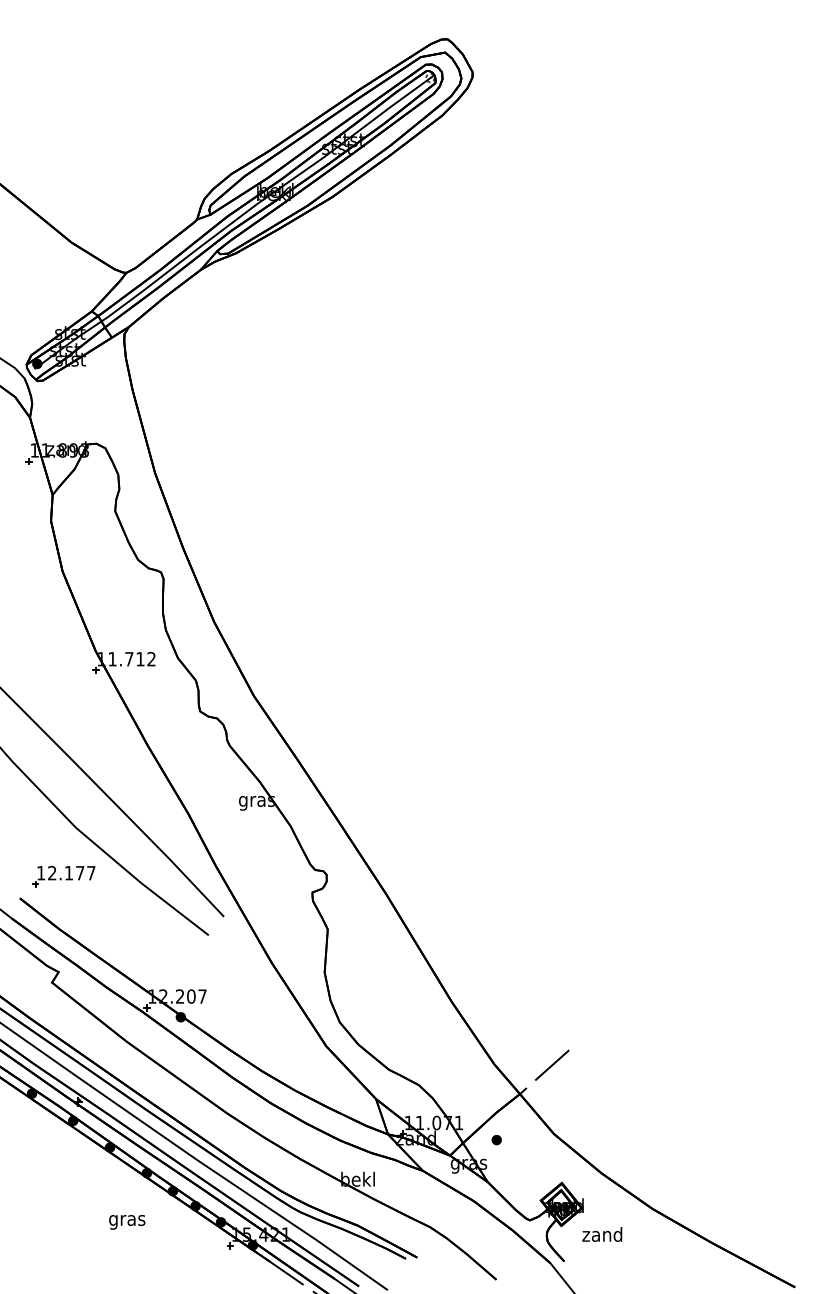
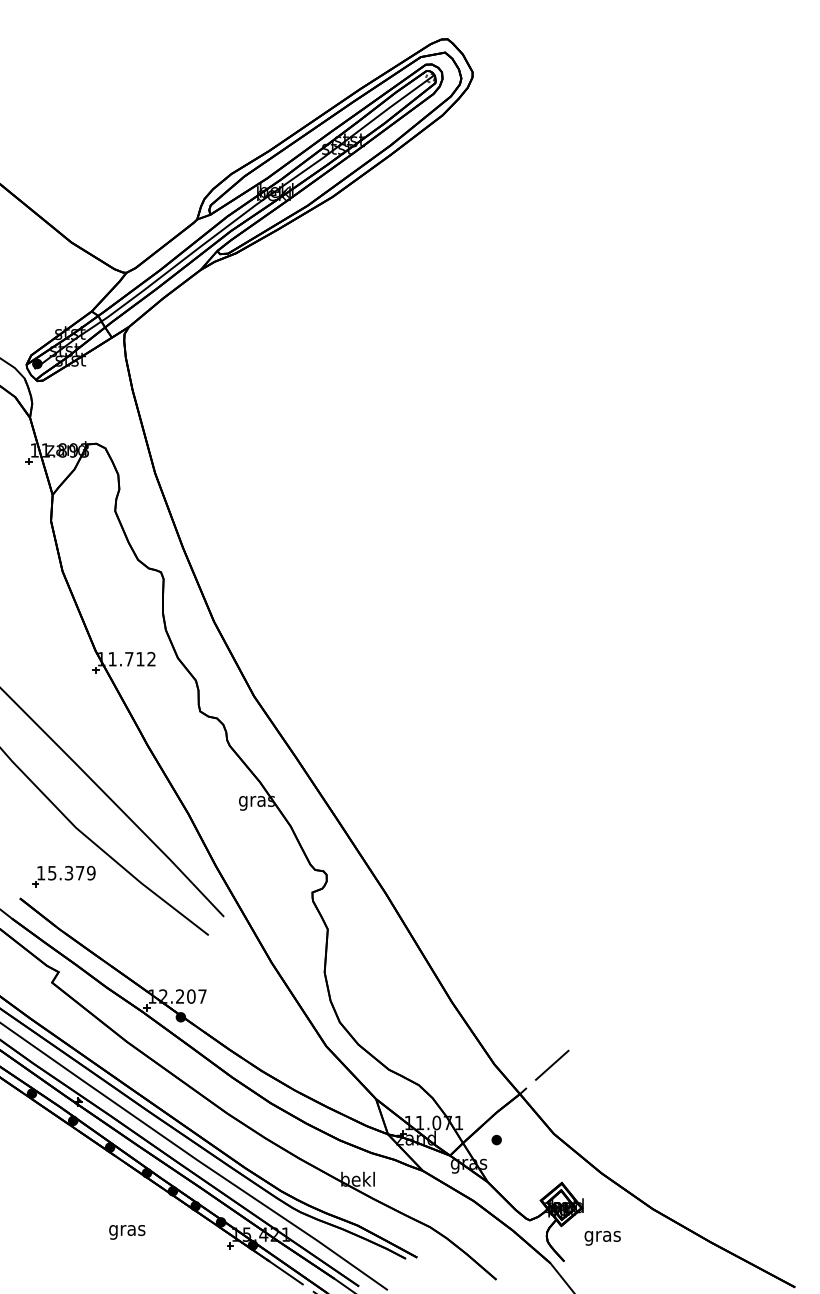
text: 12.177 -> 15.379 (71, 872)
text position: (127, 1222) -> (127, 1232) (127, 1232)
text: zand -> gras (602, 1236)
